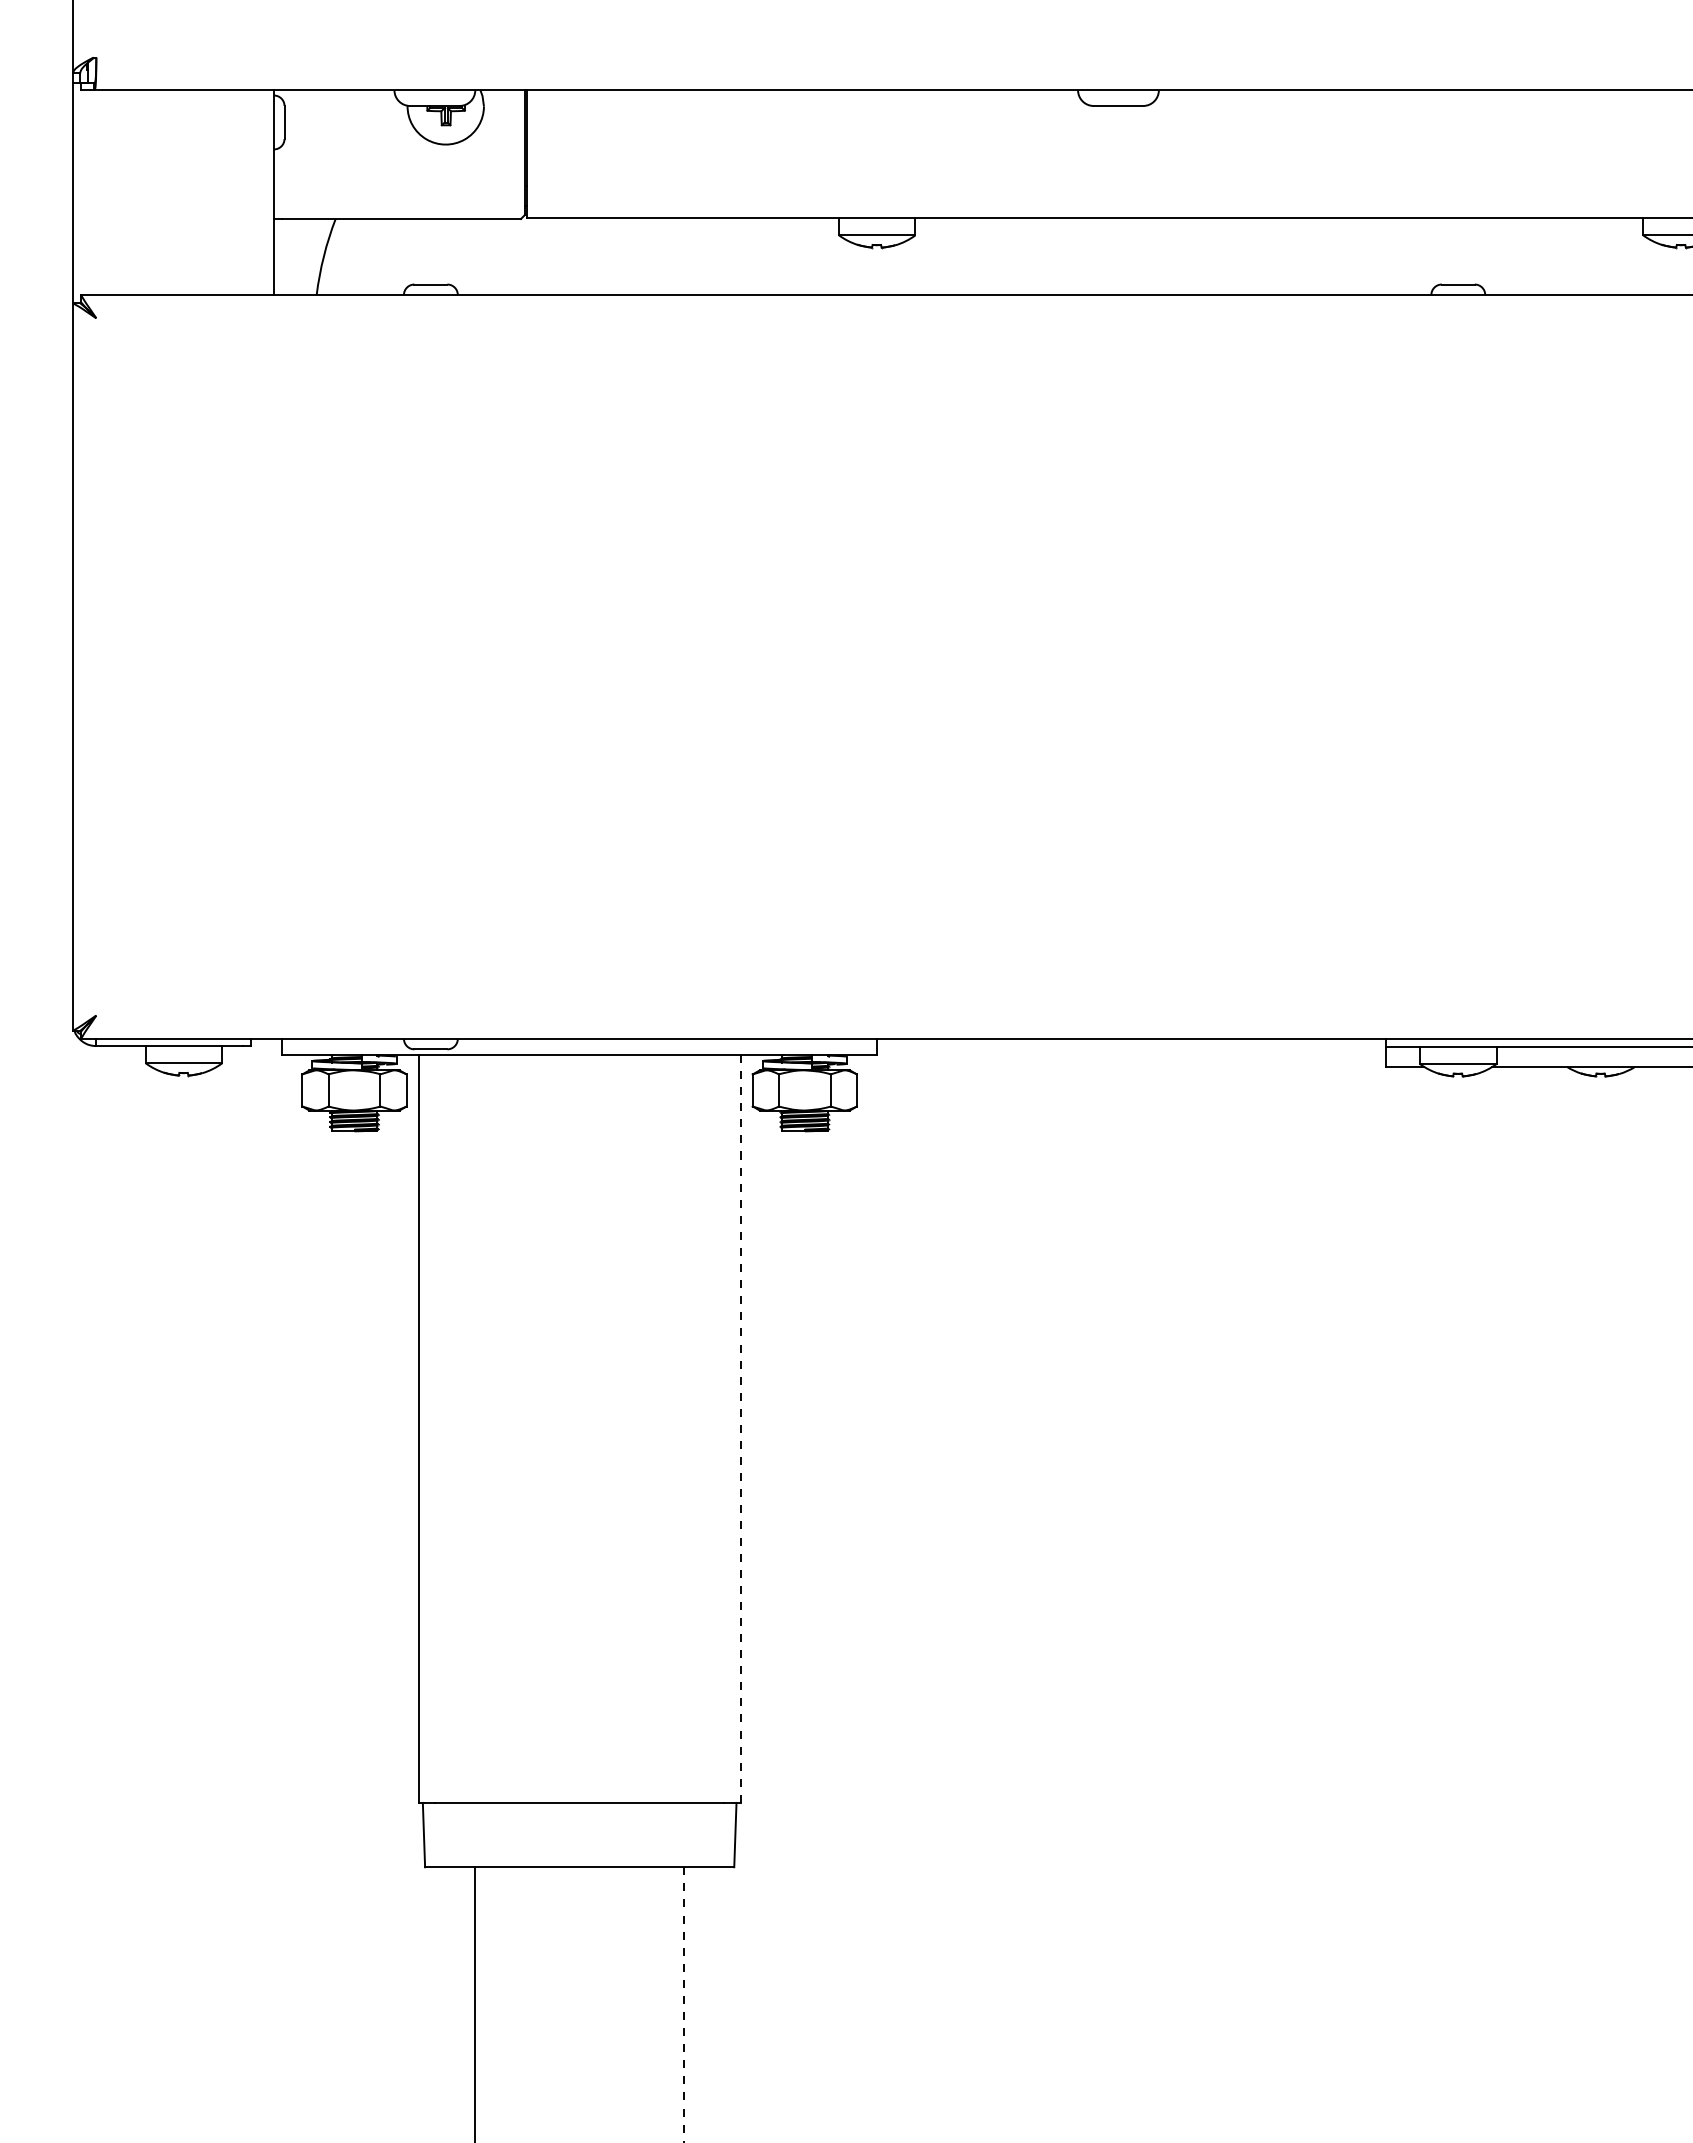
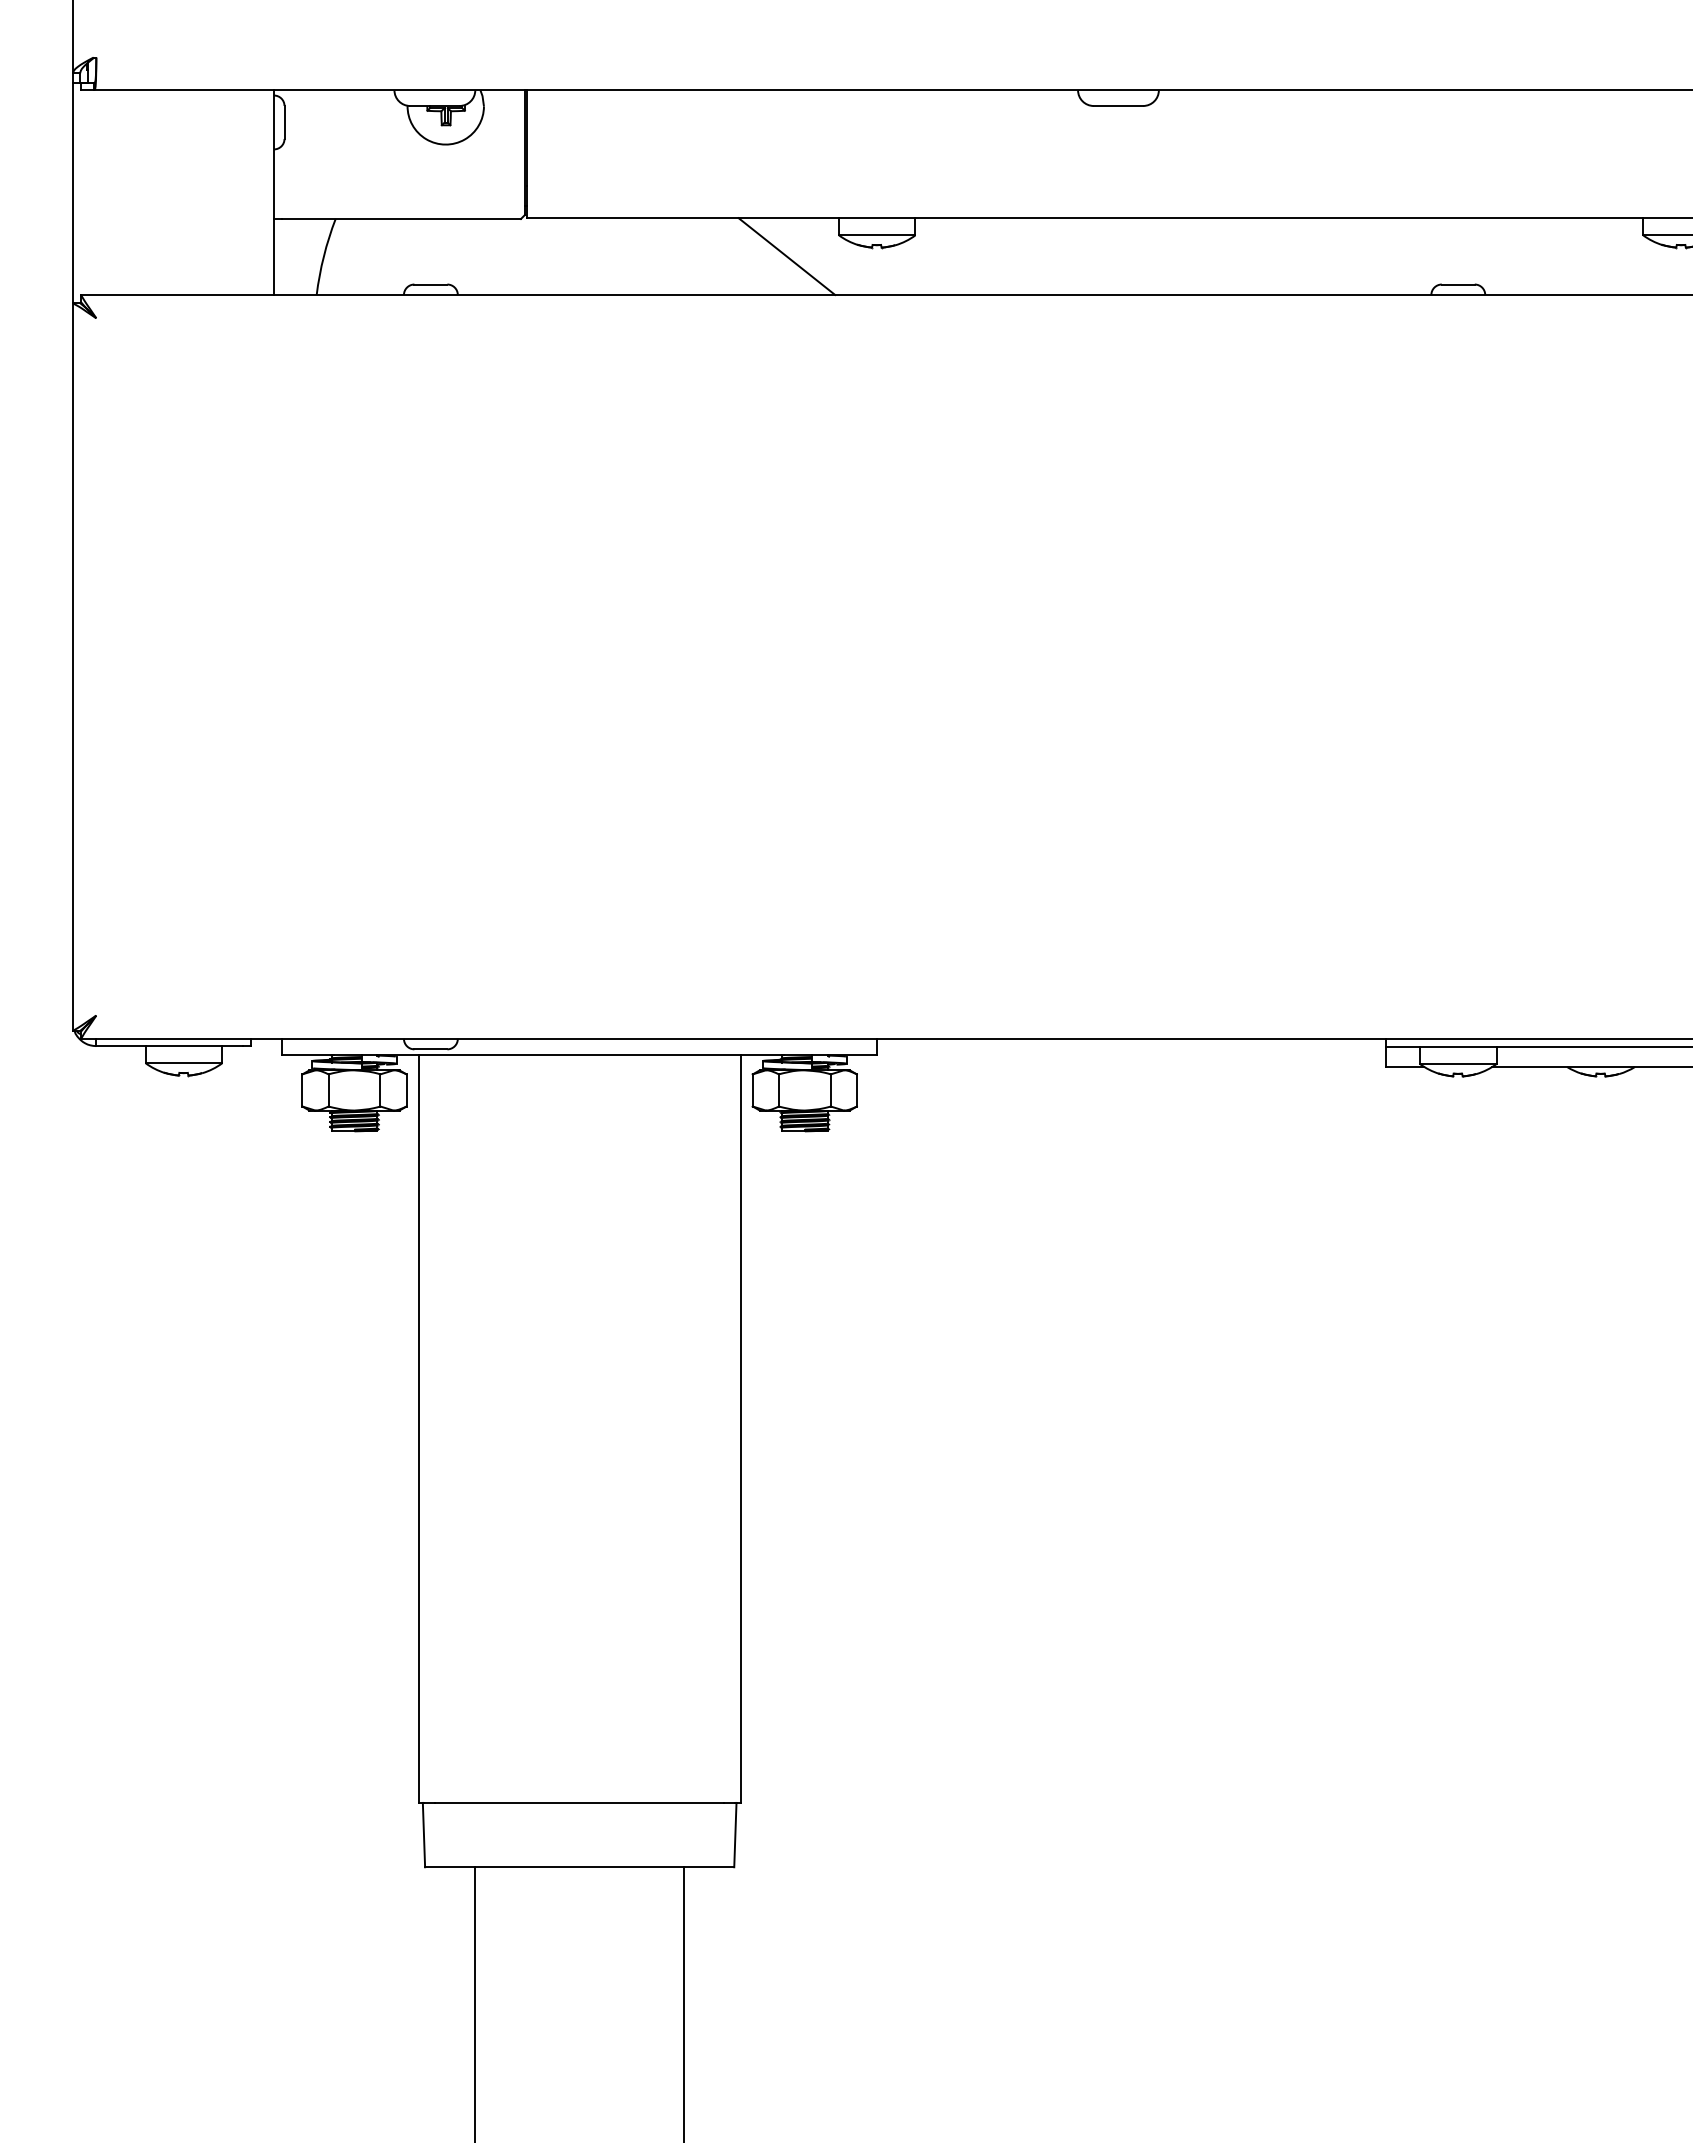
line: none -> present (786, 256)
line: dashed -> solid (740, 1428)
line: dashed -> solid (684, 2005)
